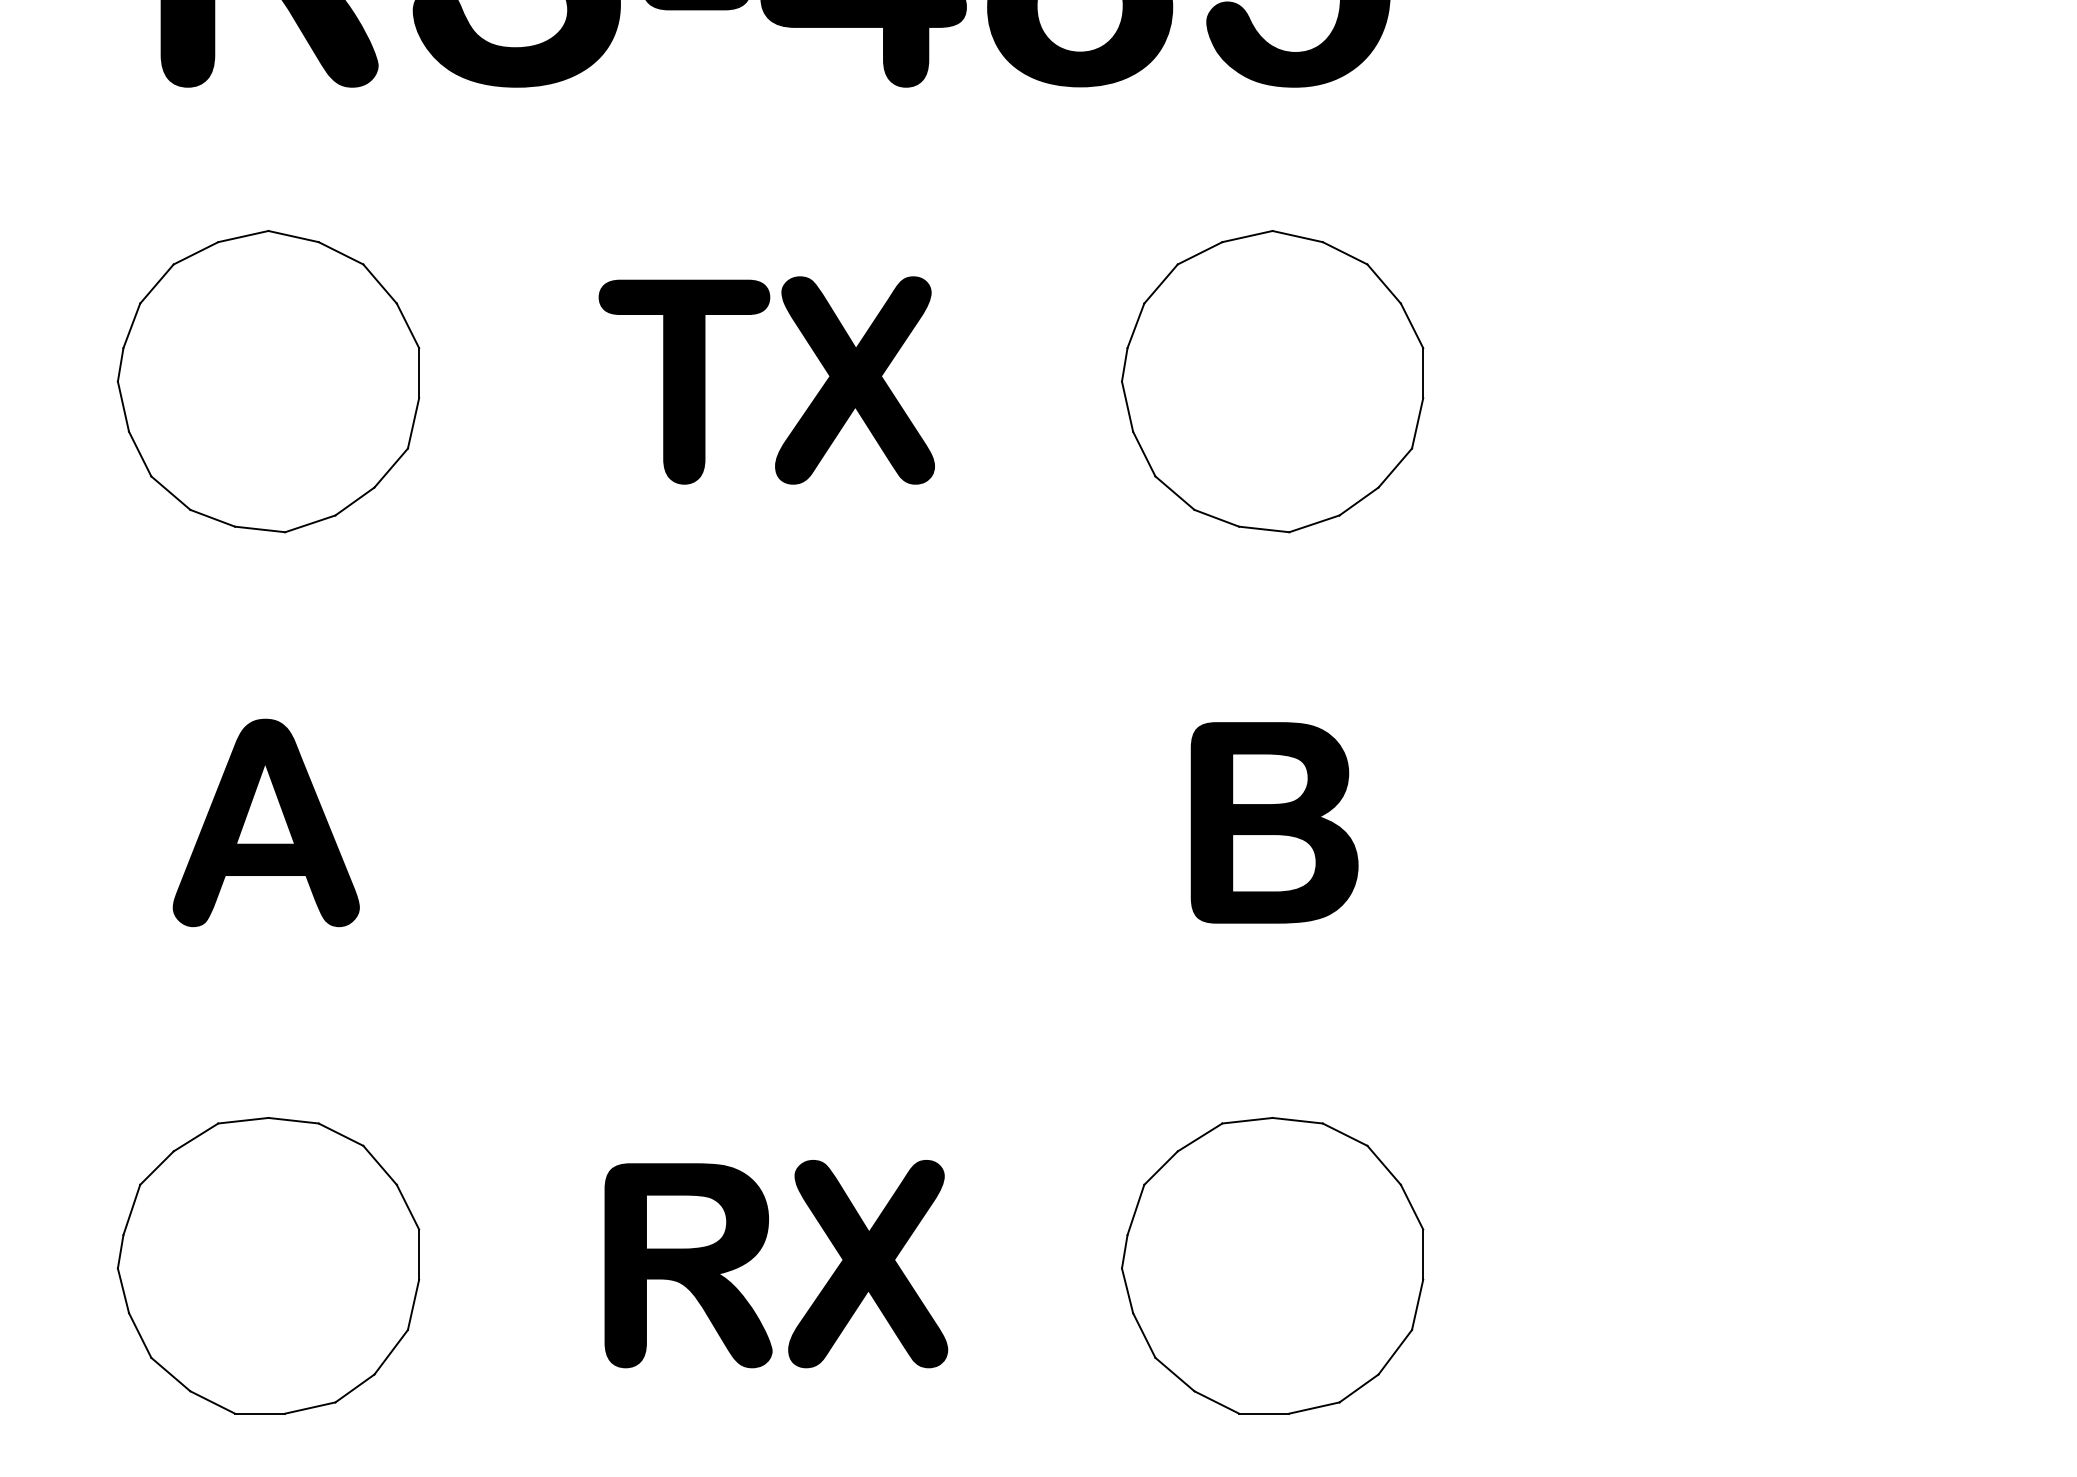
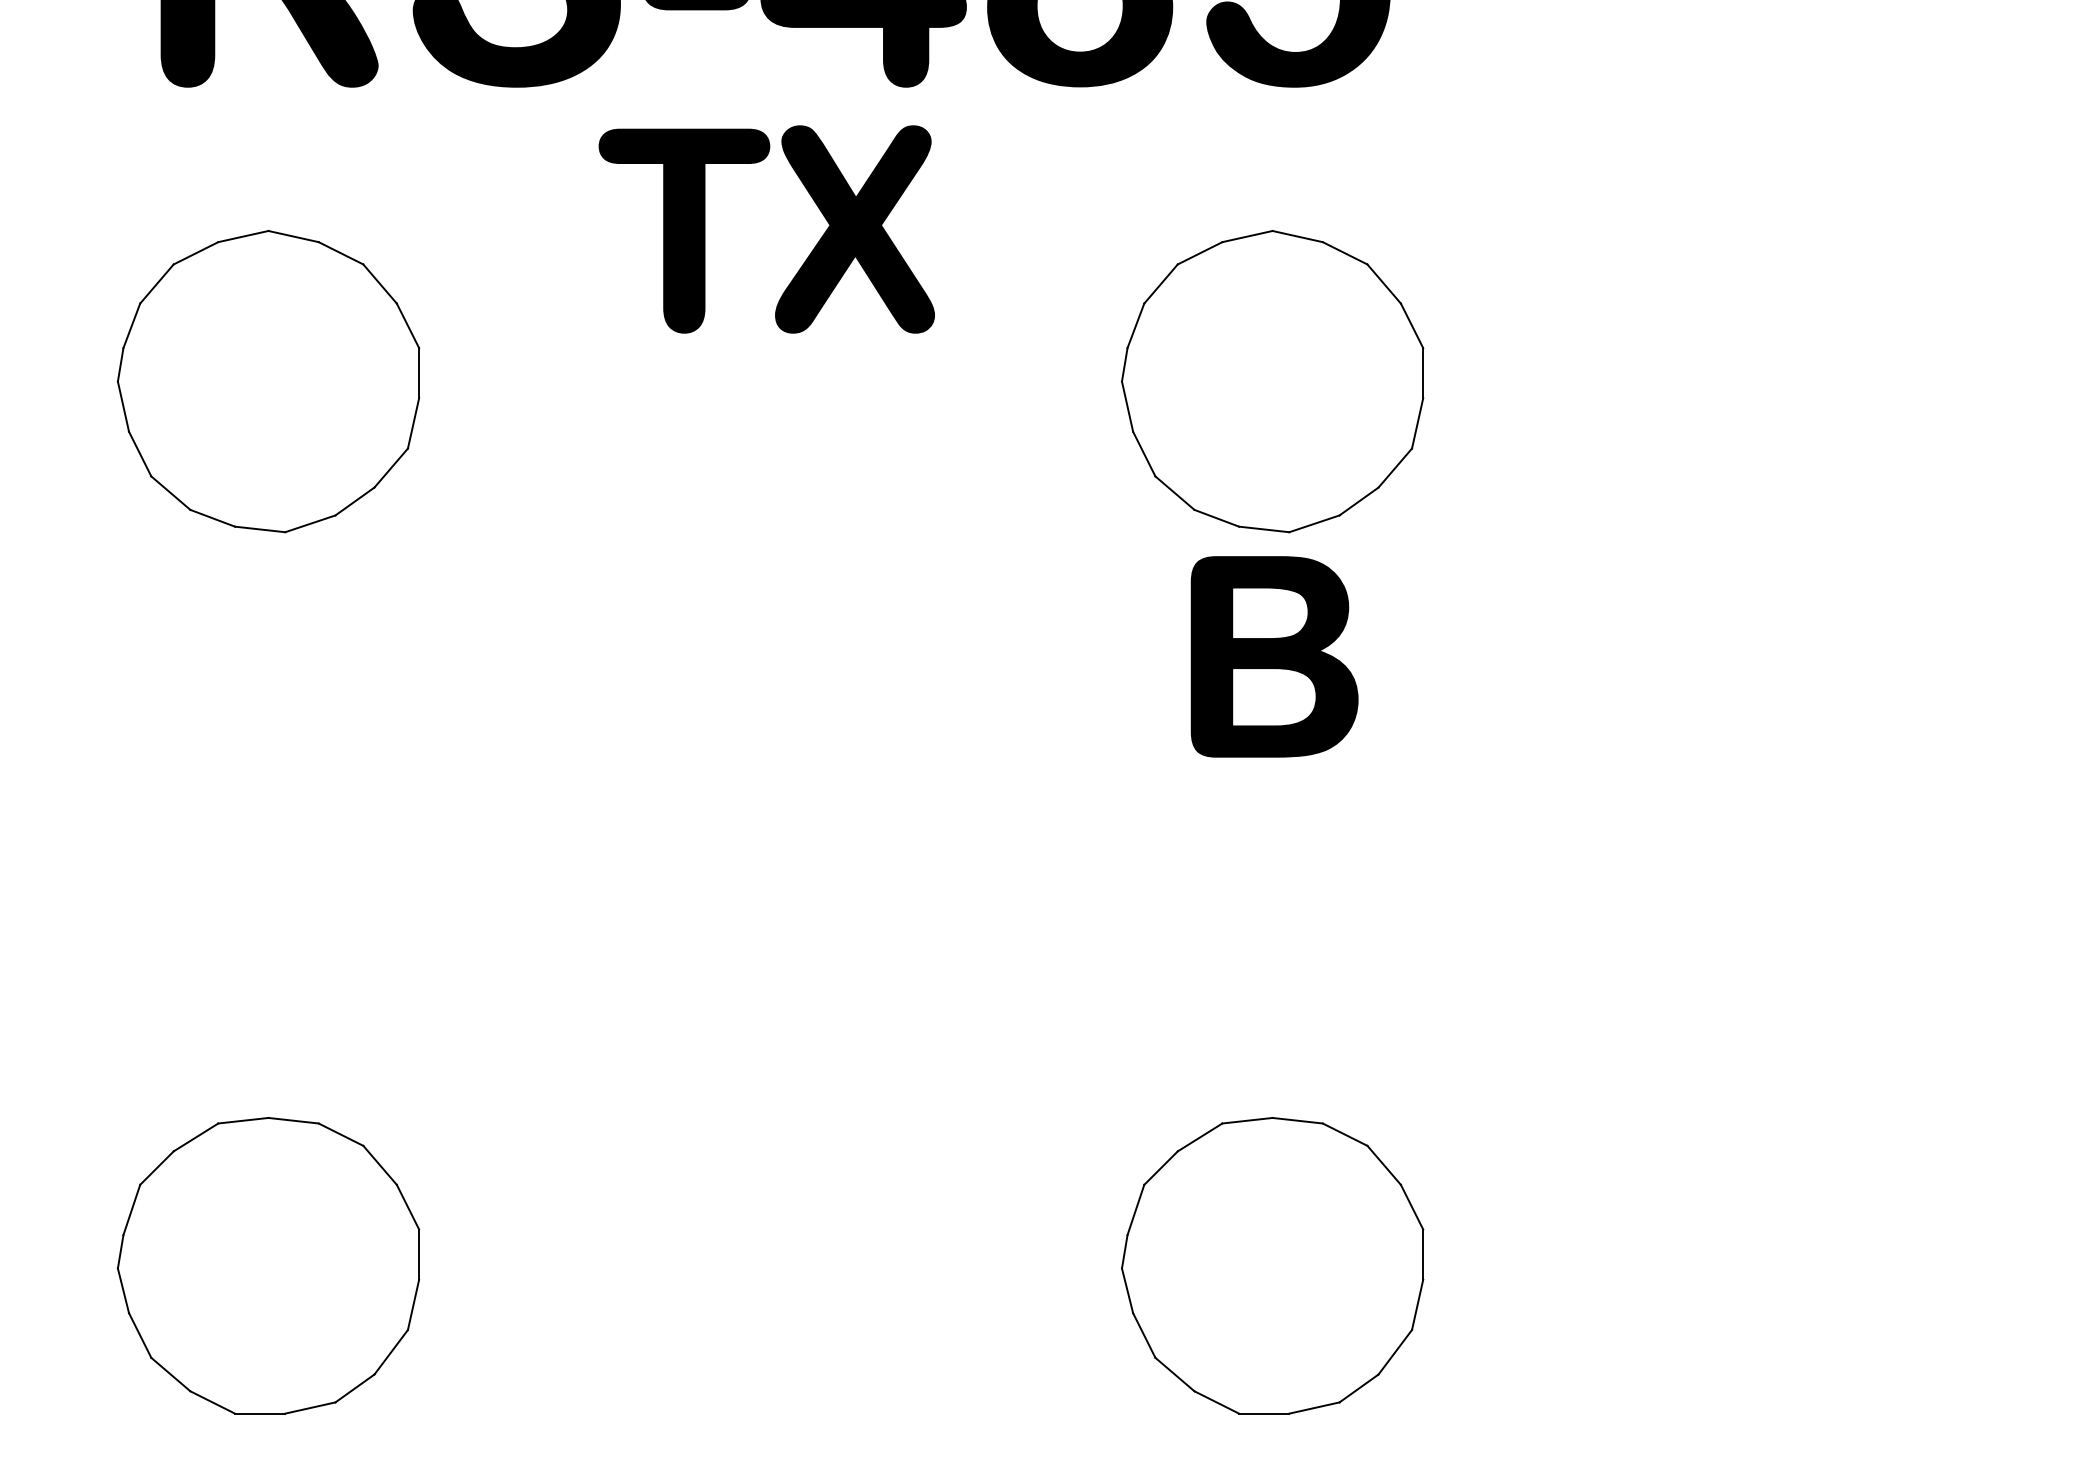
part position: (808, 406) -> (808, 255) (808, 255)
part: present -> none (265, 822)
part position: (1274, 822) -> (1274, 656) (1274, 656)
part: present -> none (760, 1250)
